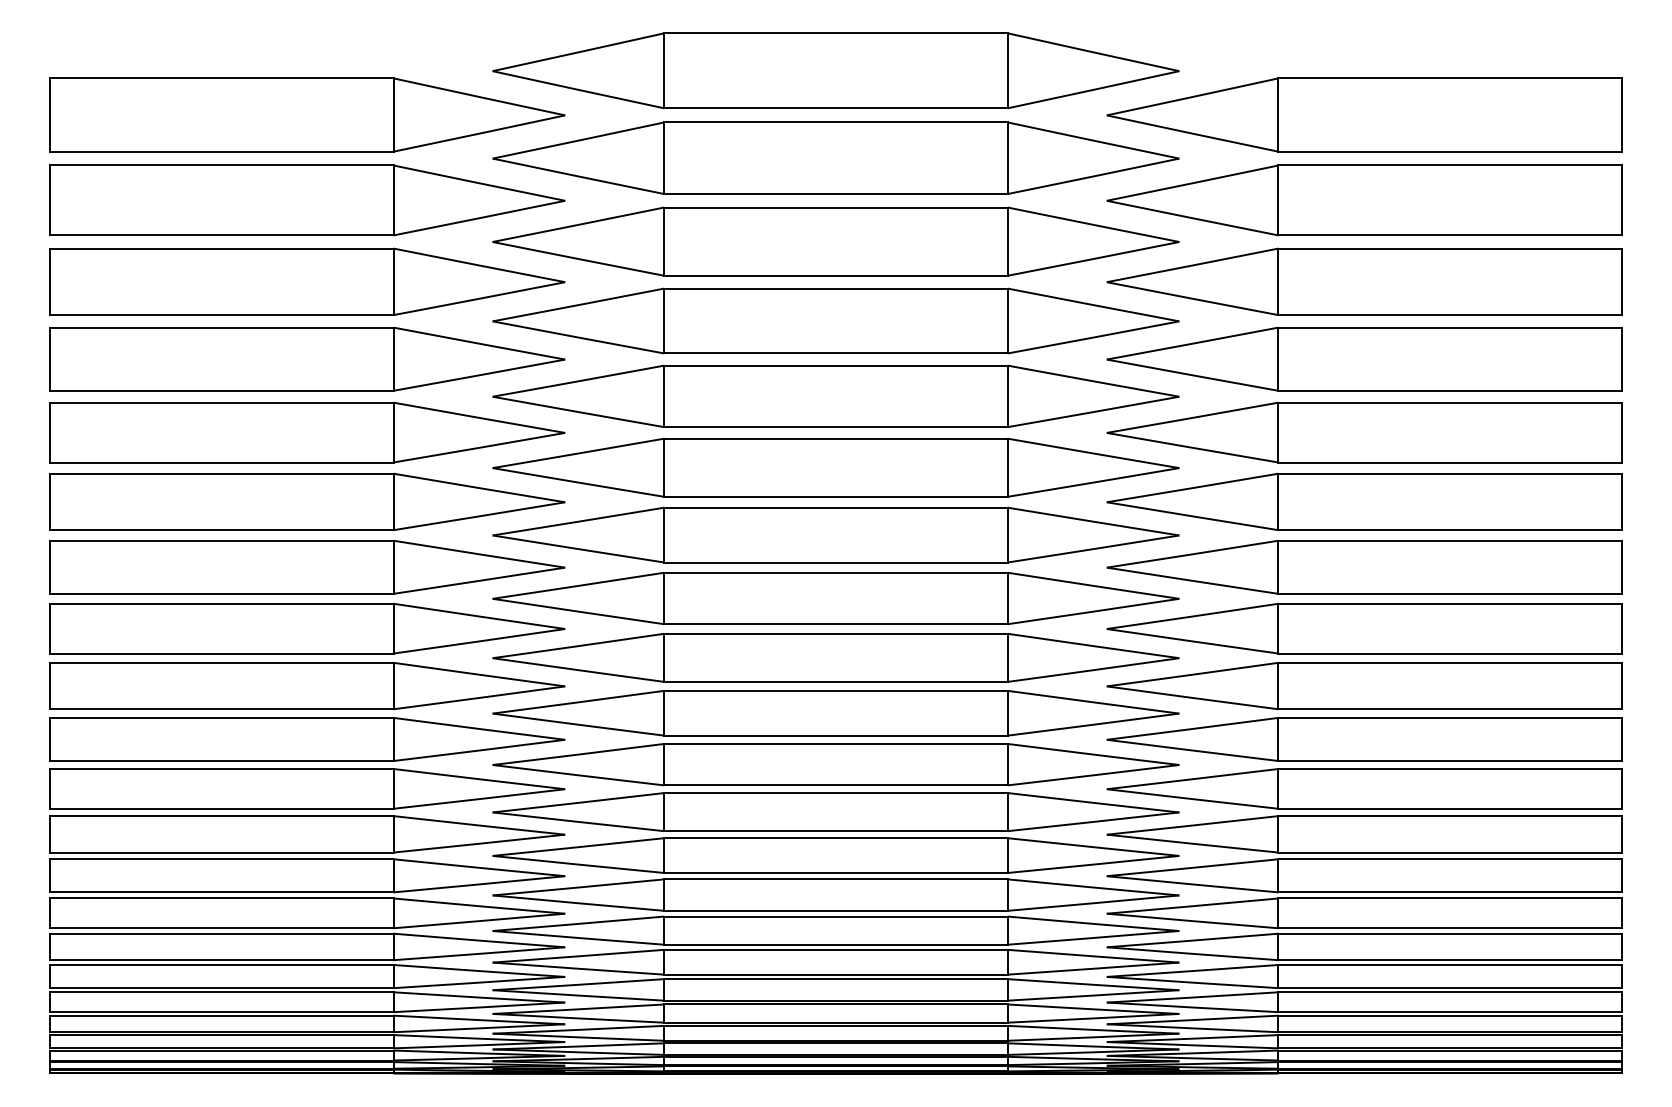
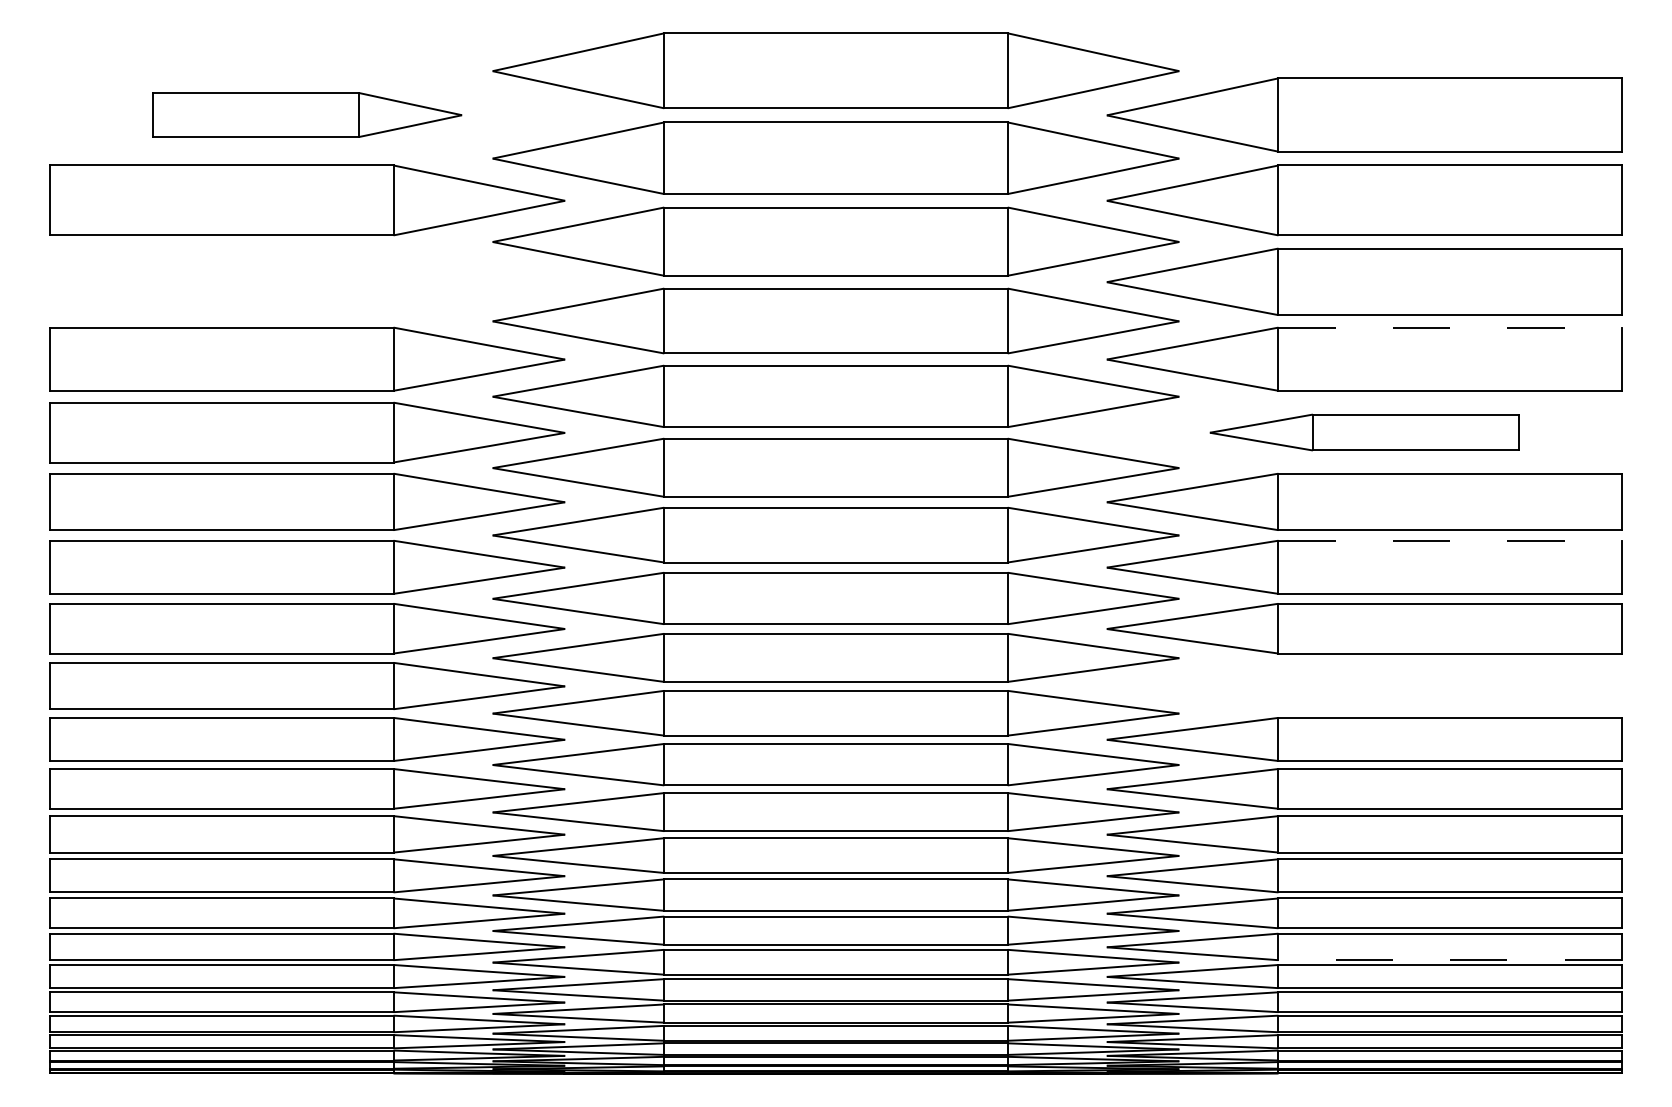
part size: 517x76 px -> 311x46 px (307, 114)
part: present -> none (307, 281)
line: solid -> dashed (1450, 327)
part size: 517x63 px -> 311x39 px (1364, 432)
line: solid -> dashed (1450, 540)
part: present -> none (1364, 685)
line: solid -> dashed (1450, 960)
